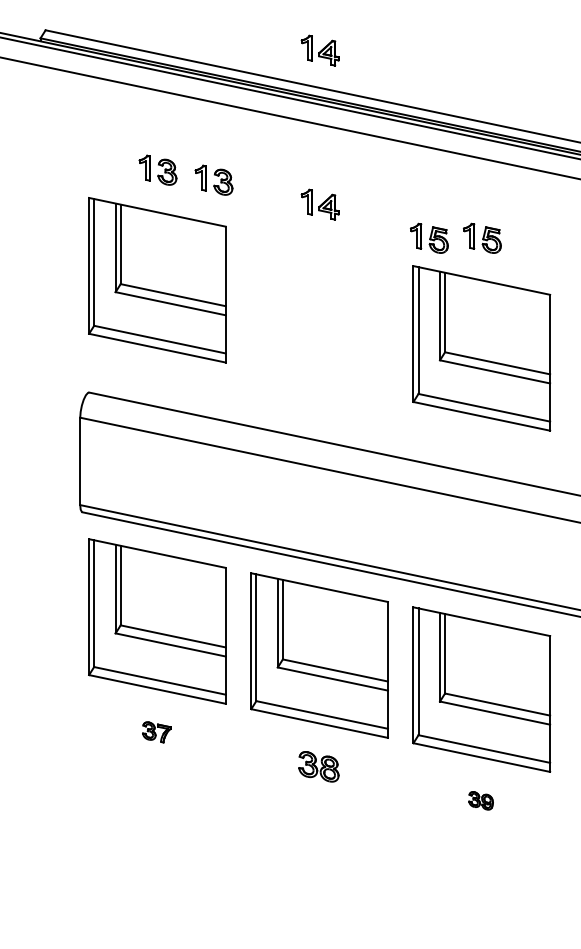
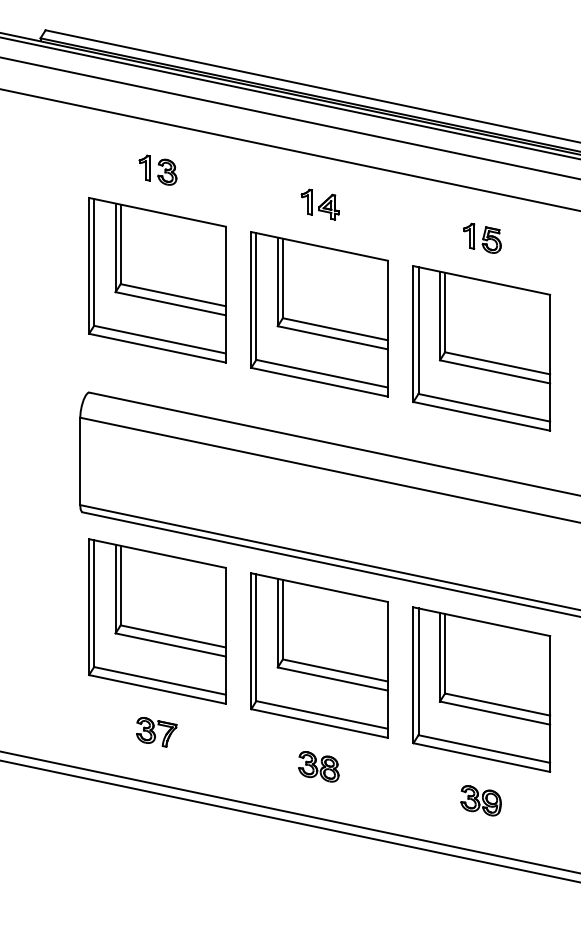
part: present -> none (319, 50)
line: none -> present (289, 149)
part: present -> none (213, 179)
part: present -> none (429, 237)
part: none -> present (319, 314)
part size: 30x23 px -> 42x31 px (156, 732)
part size: 26x20 px -> 42x32 px (480, 800)
line: none -> present (289, 812)
line: none -> present (289, 821)
